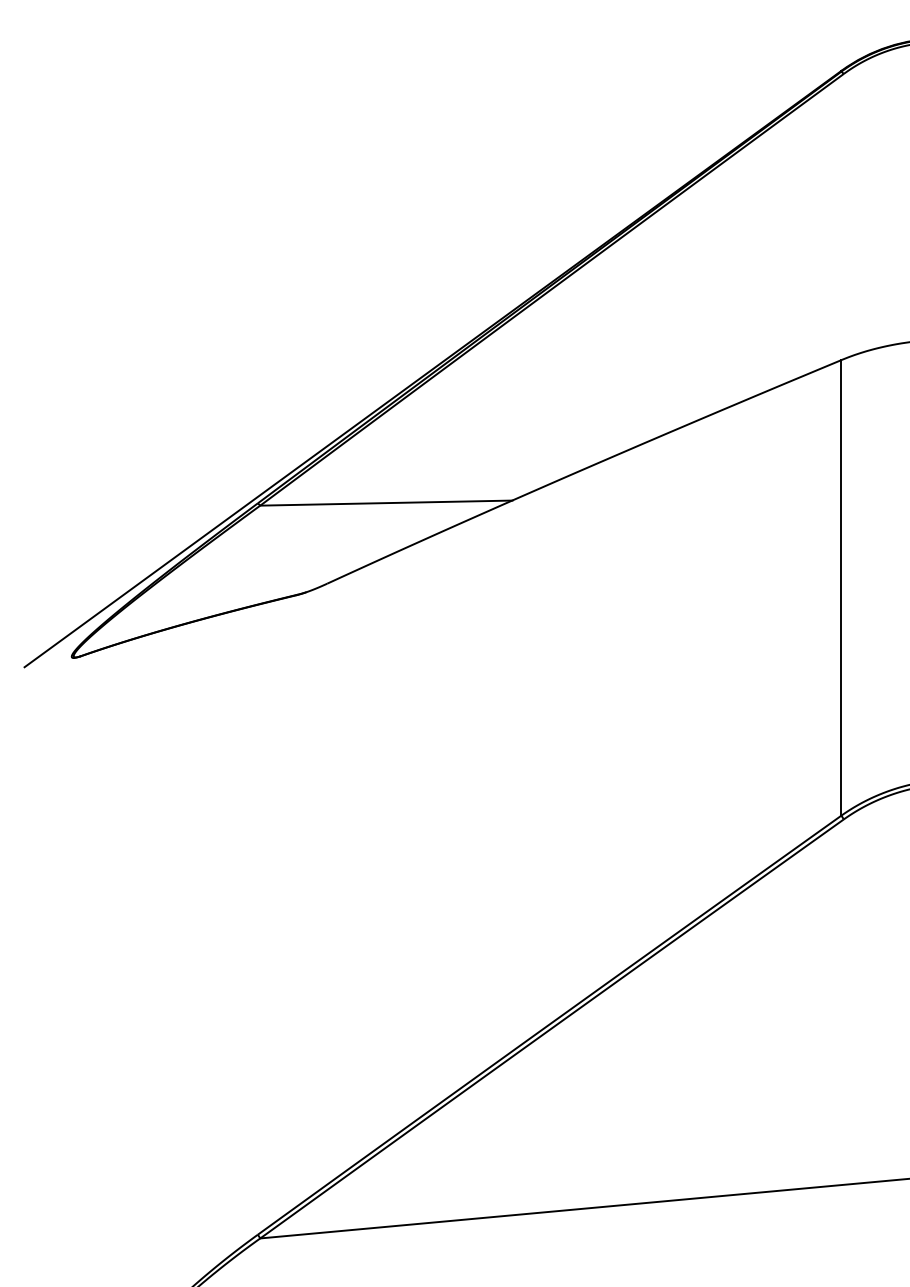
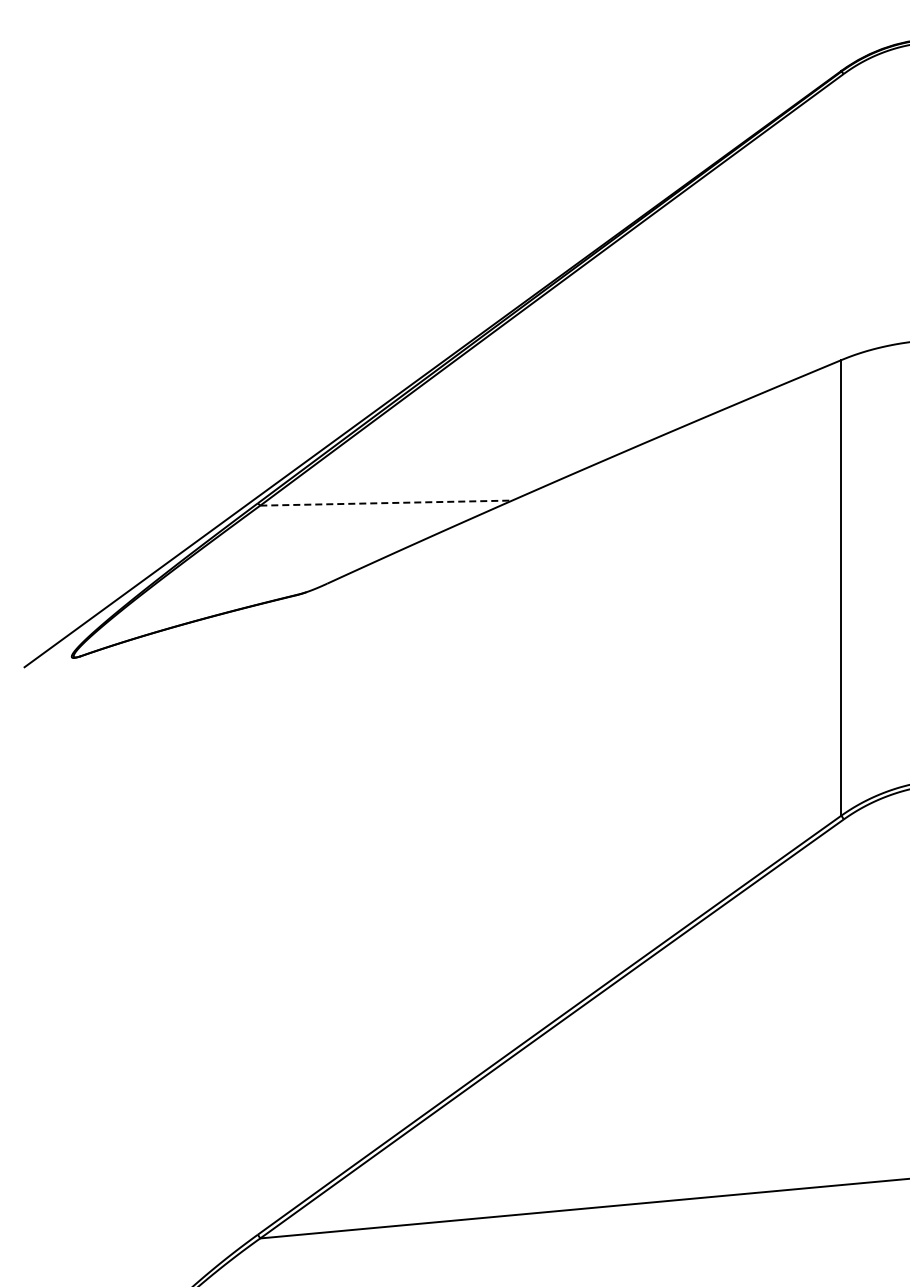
line: solid -> dashed (386, 503)
